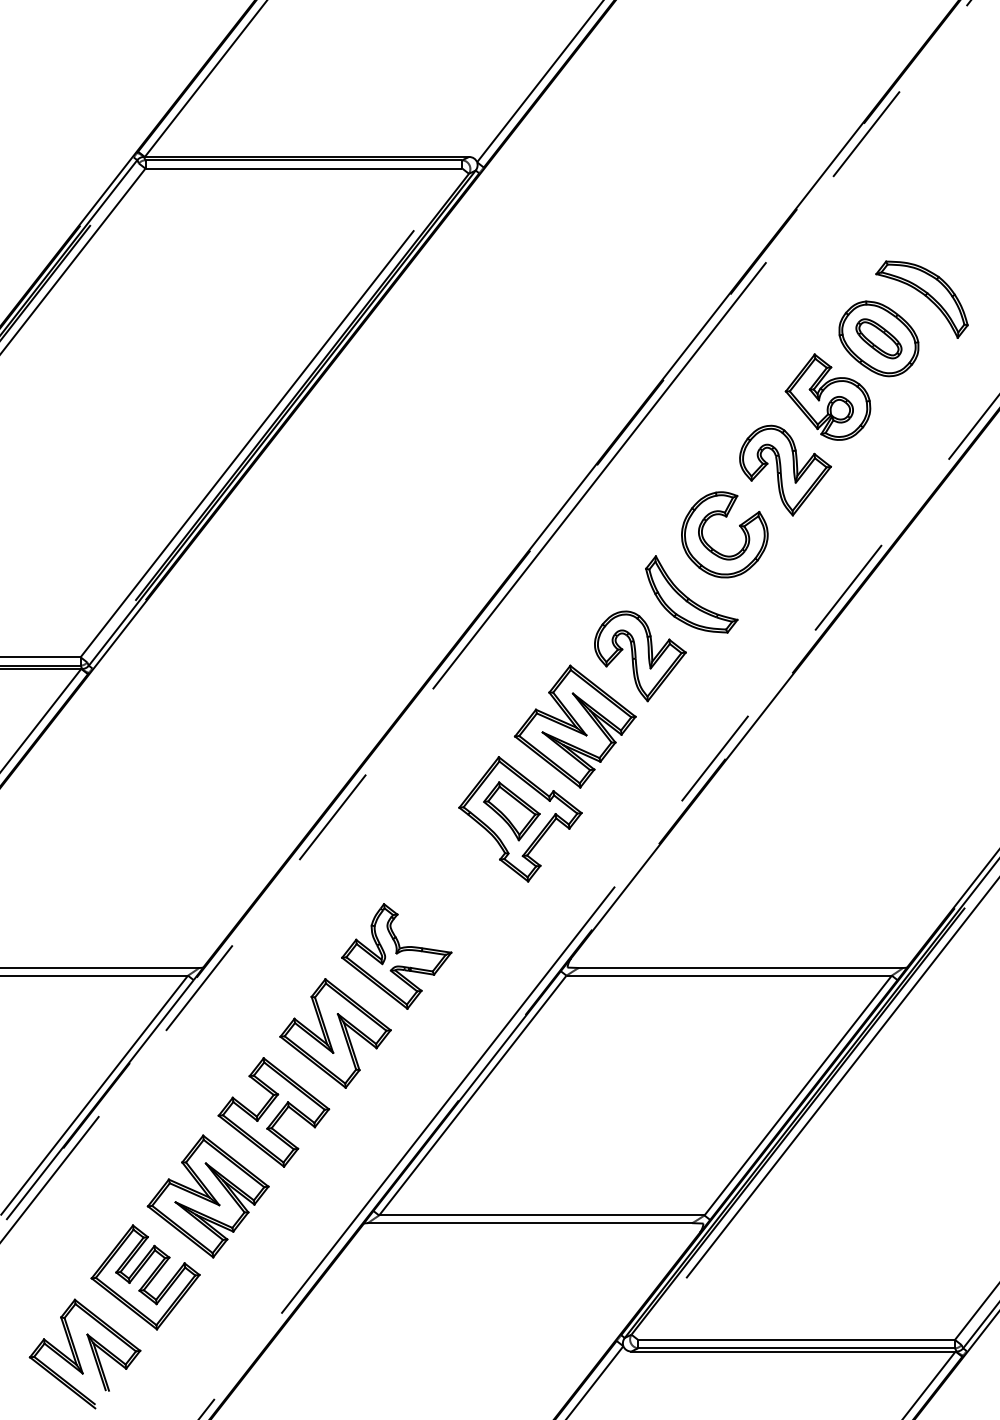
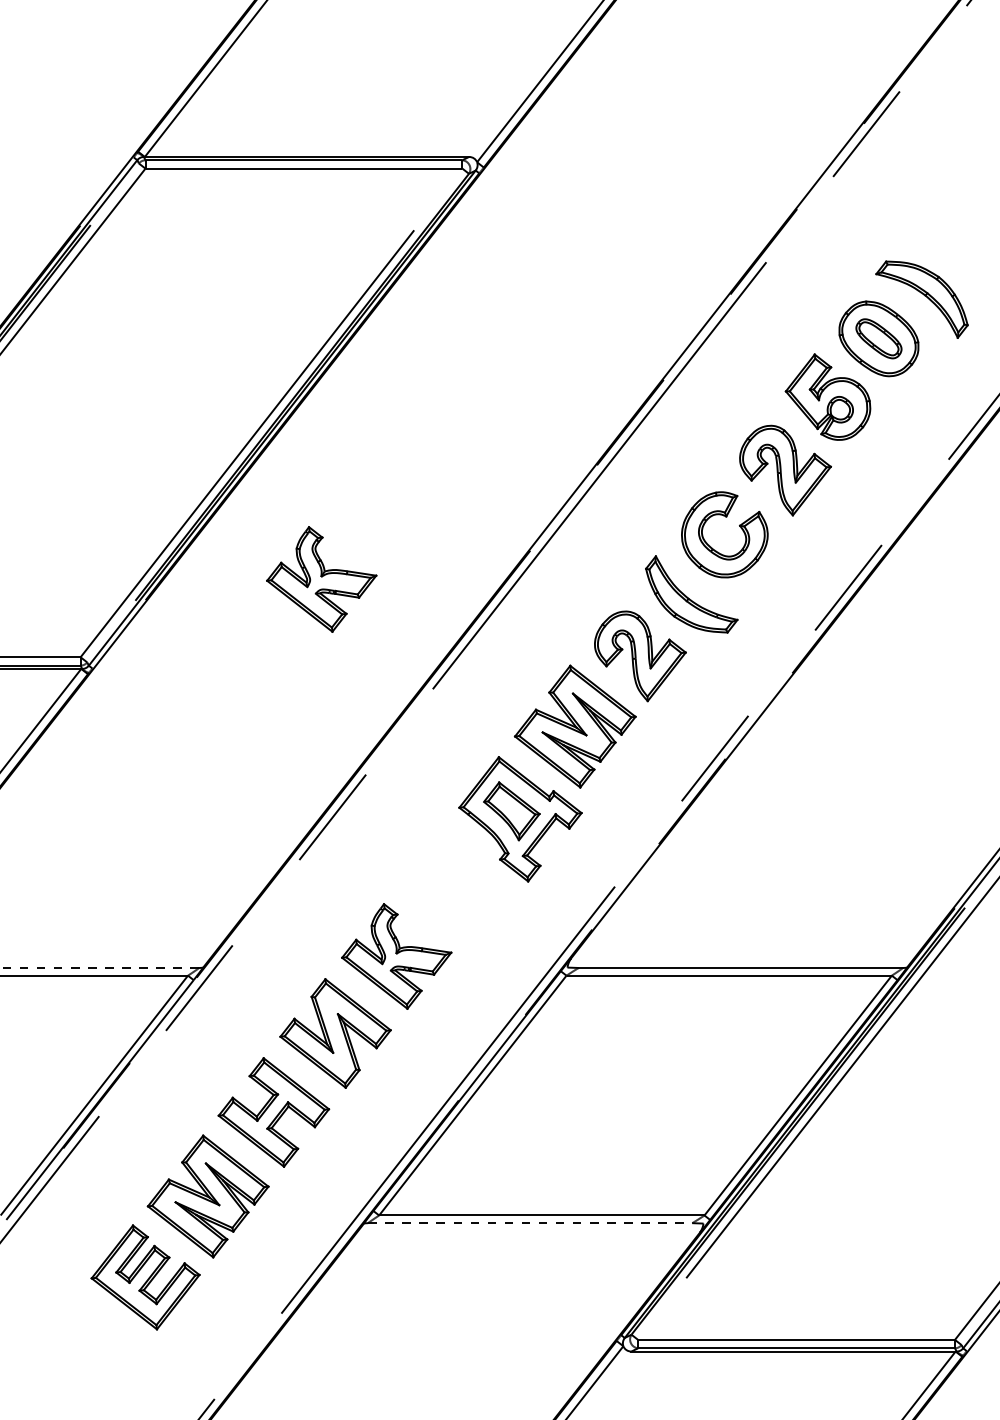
part: none -> present (321, 579)
line: solid -> dashed (99, 968)
line: solid -> dashed (530, 1223)
part: present -> none (78, 1356)
